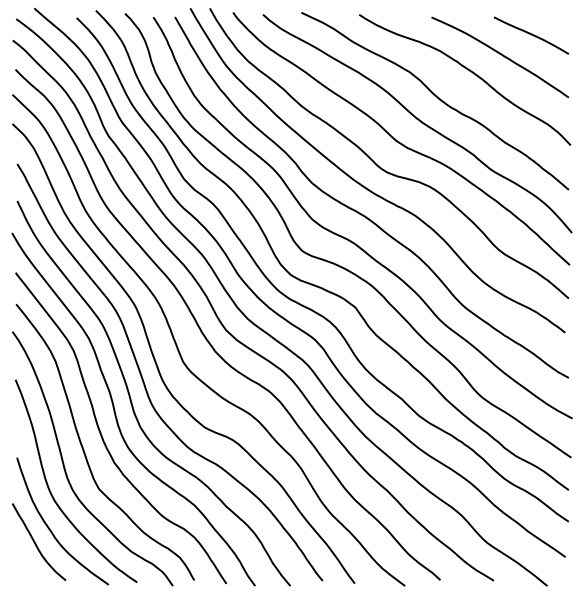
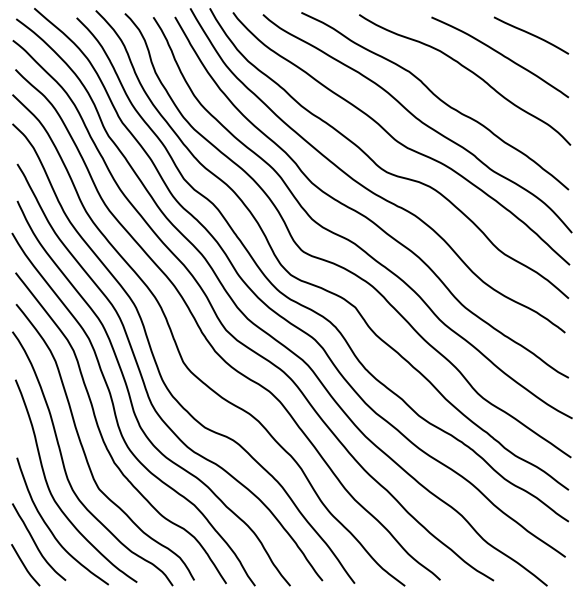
curve: none -> present (25, 565)
